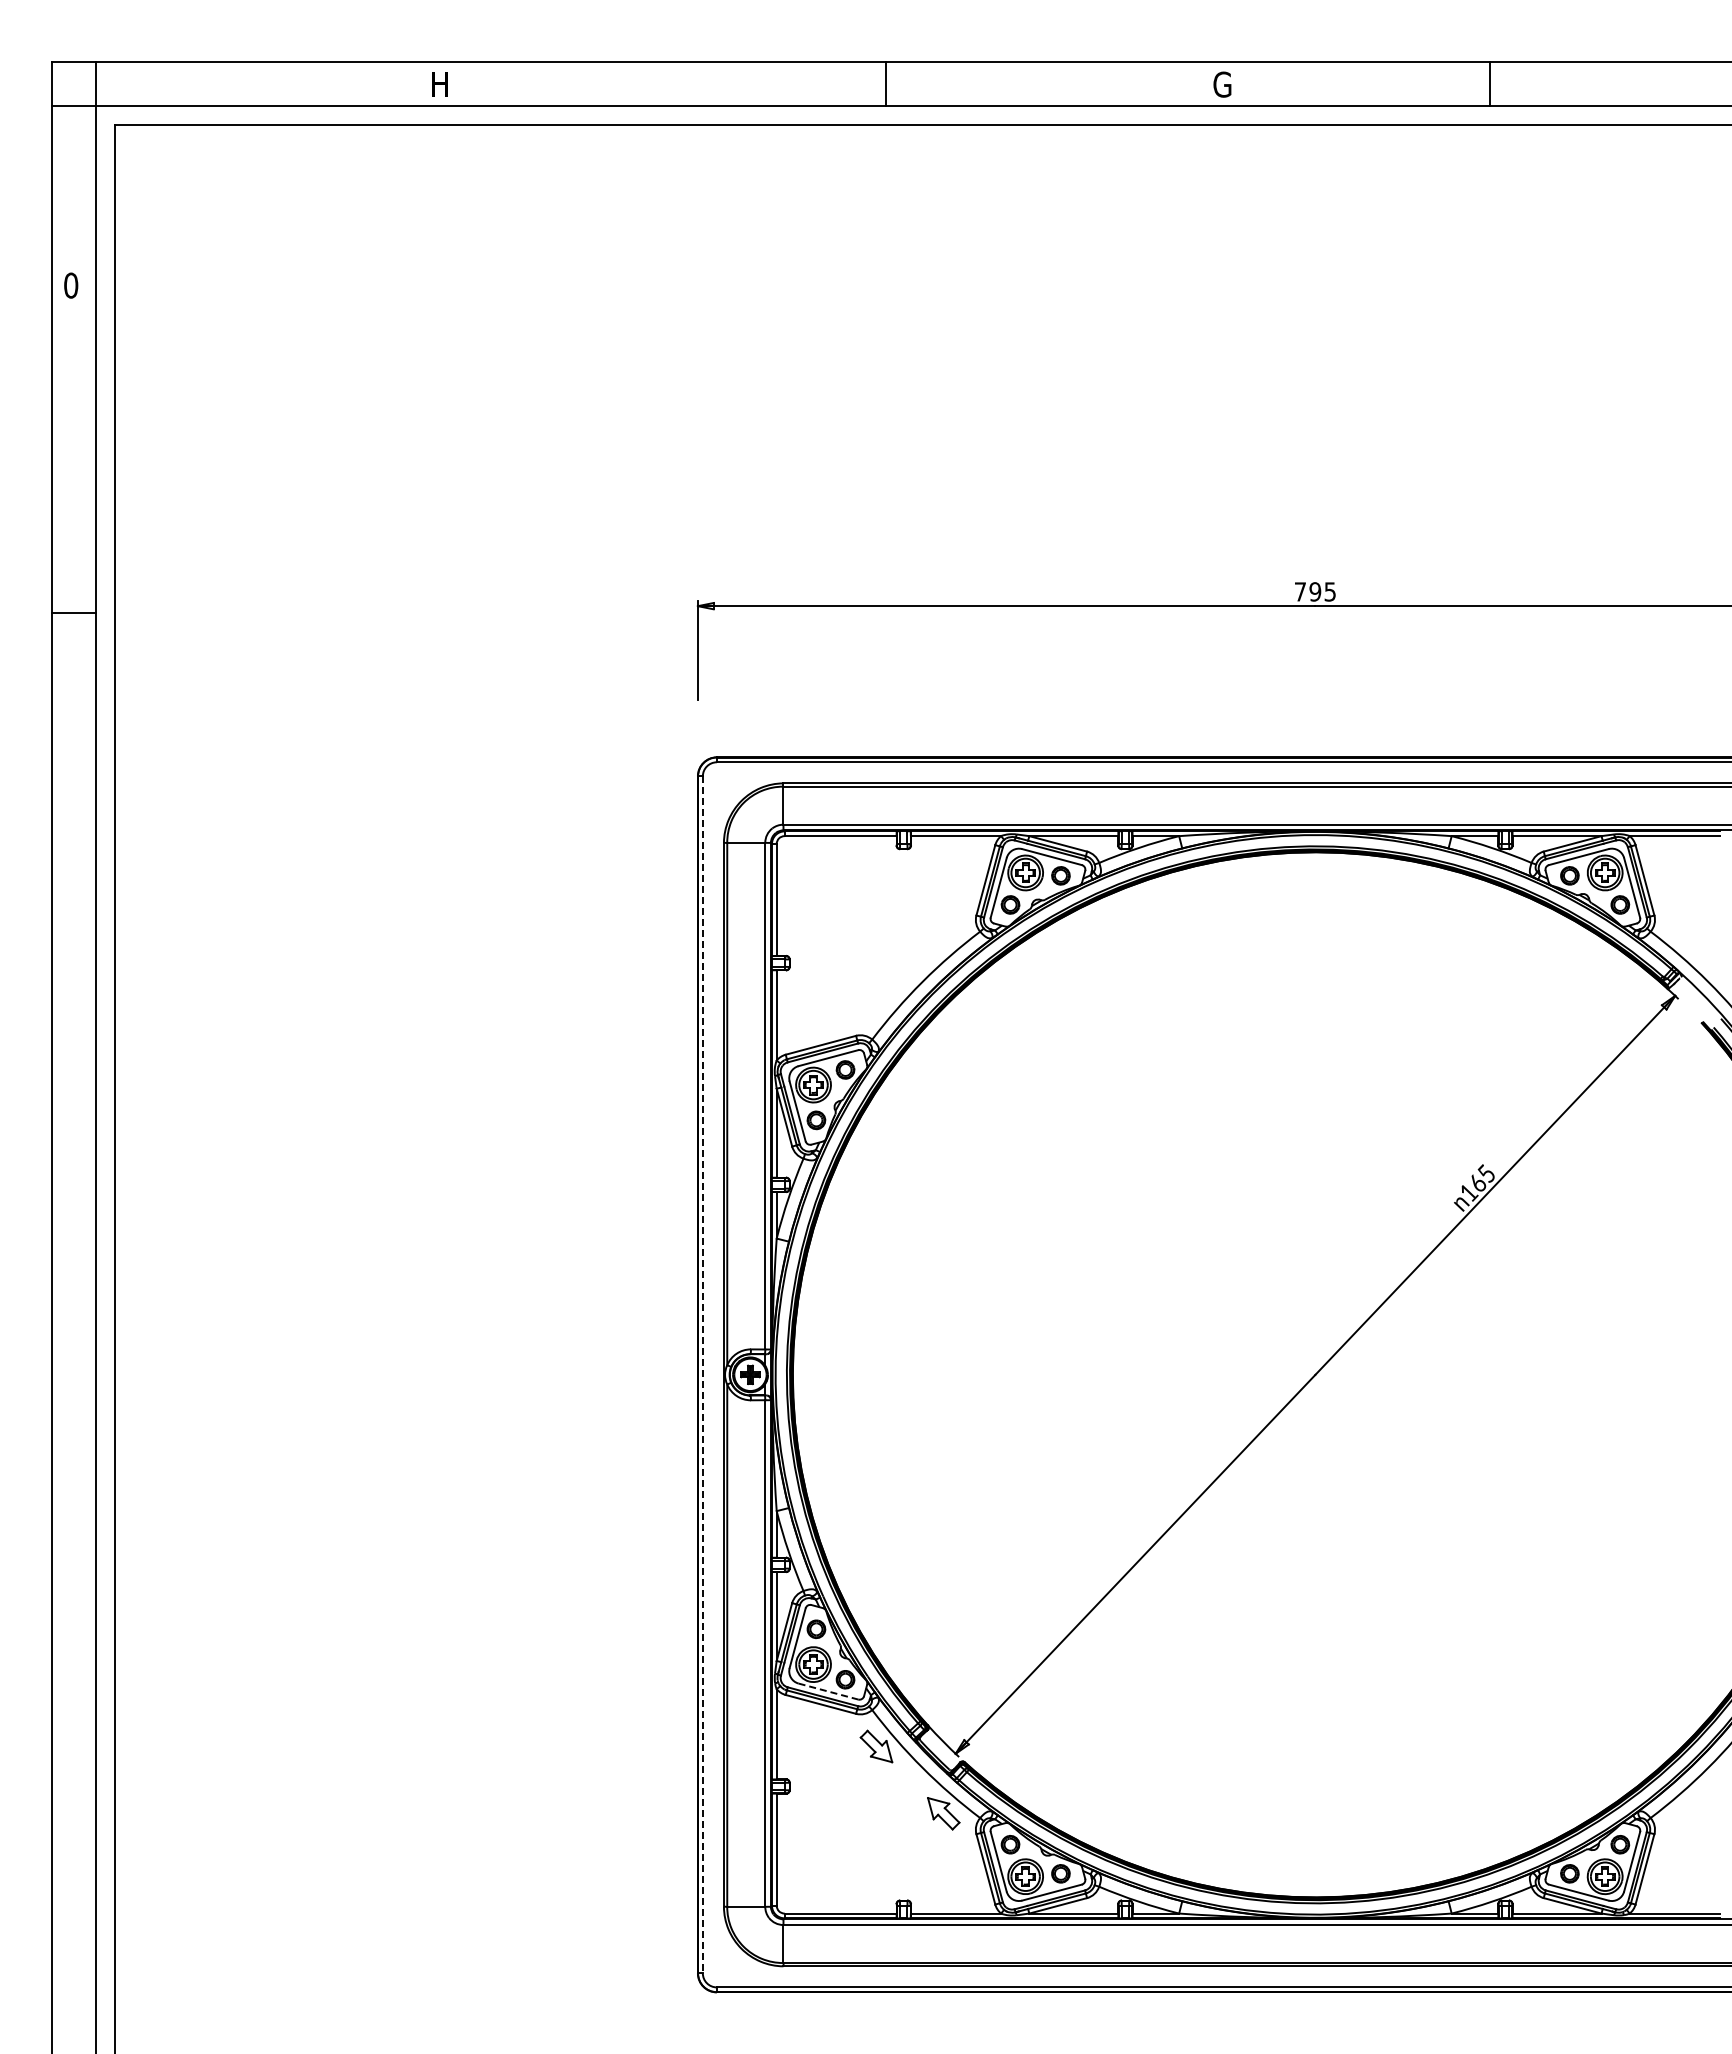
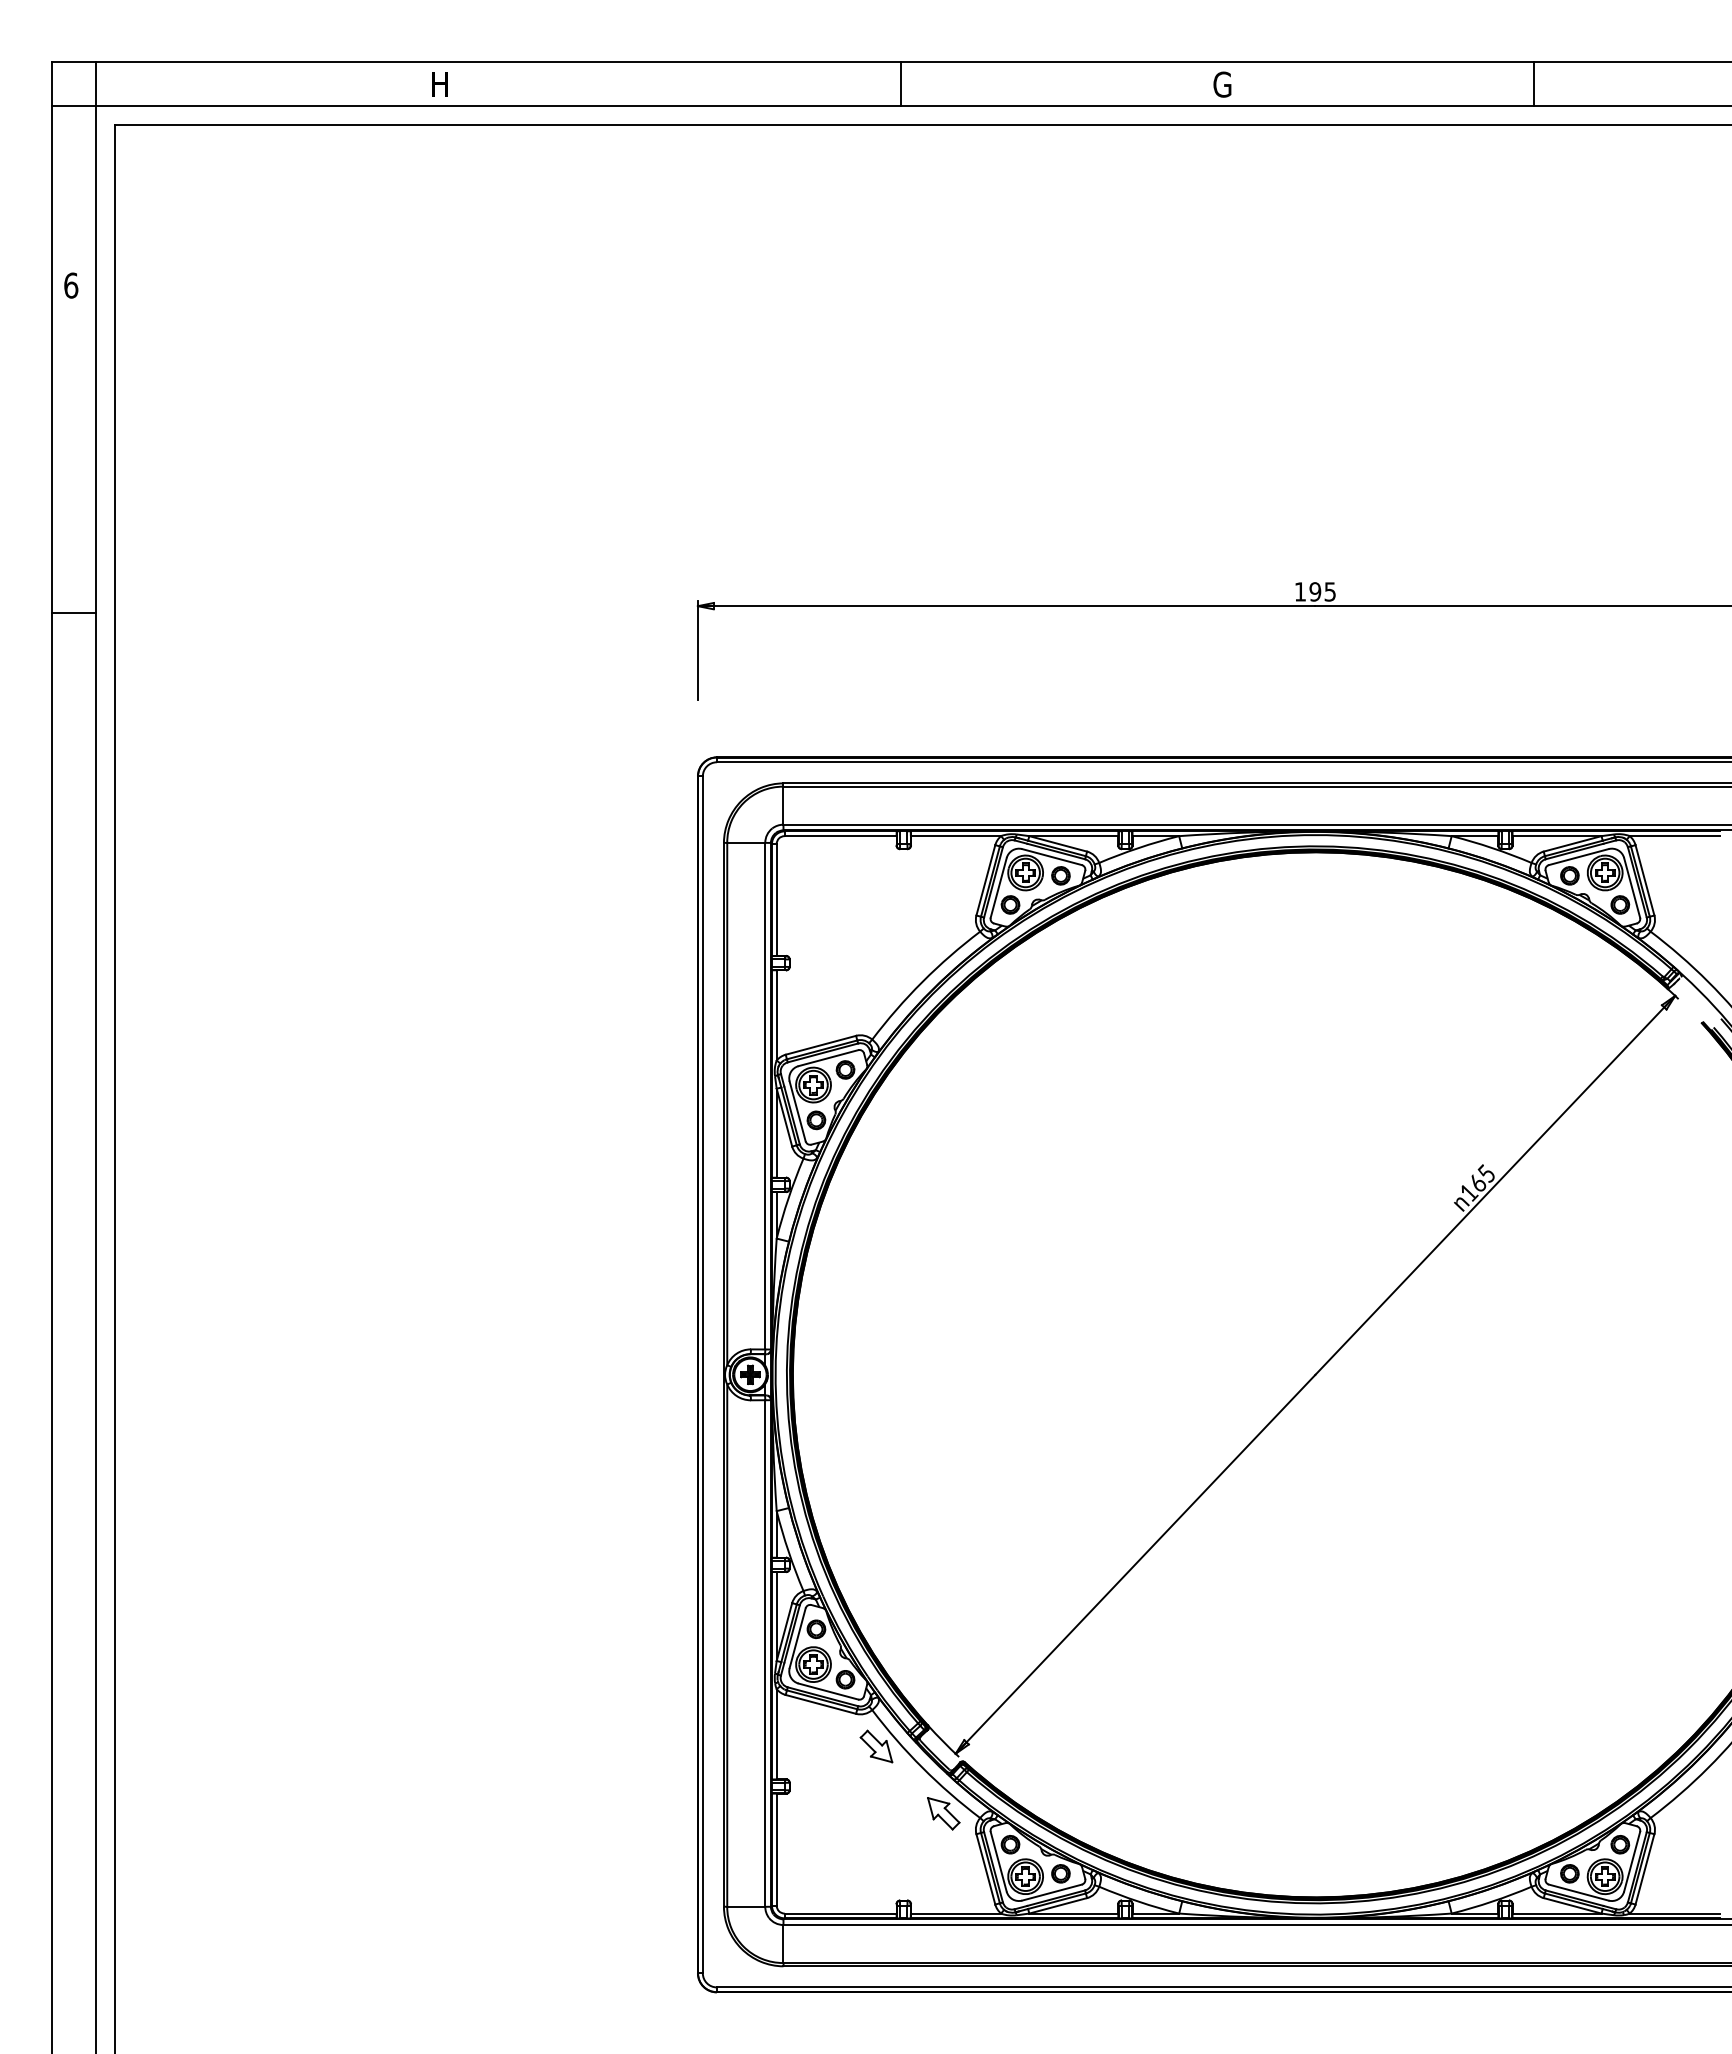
line position: (885, 83) -> (900, 83) (900, 83)
line position: (1489, 83) -> (1533, 83) (1533, 83)
text: 0 -> 6 (71, 285)
text: 795 -> 195 (1300, 591)
line: dashed -> solid (702, 1374)
line: dashed -> solid (828, 1691)
